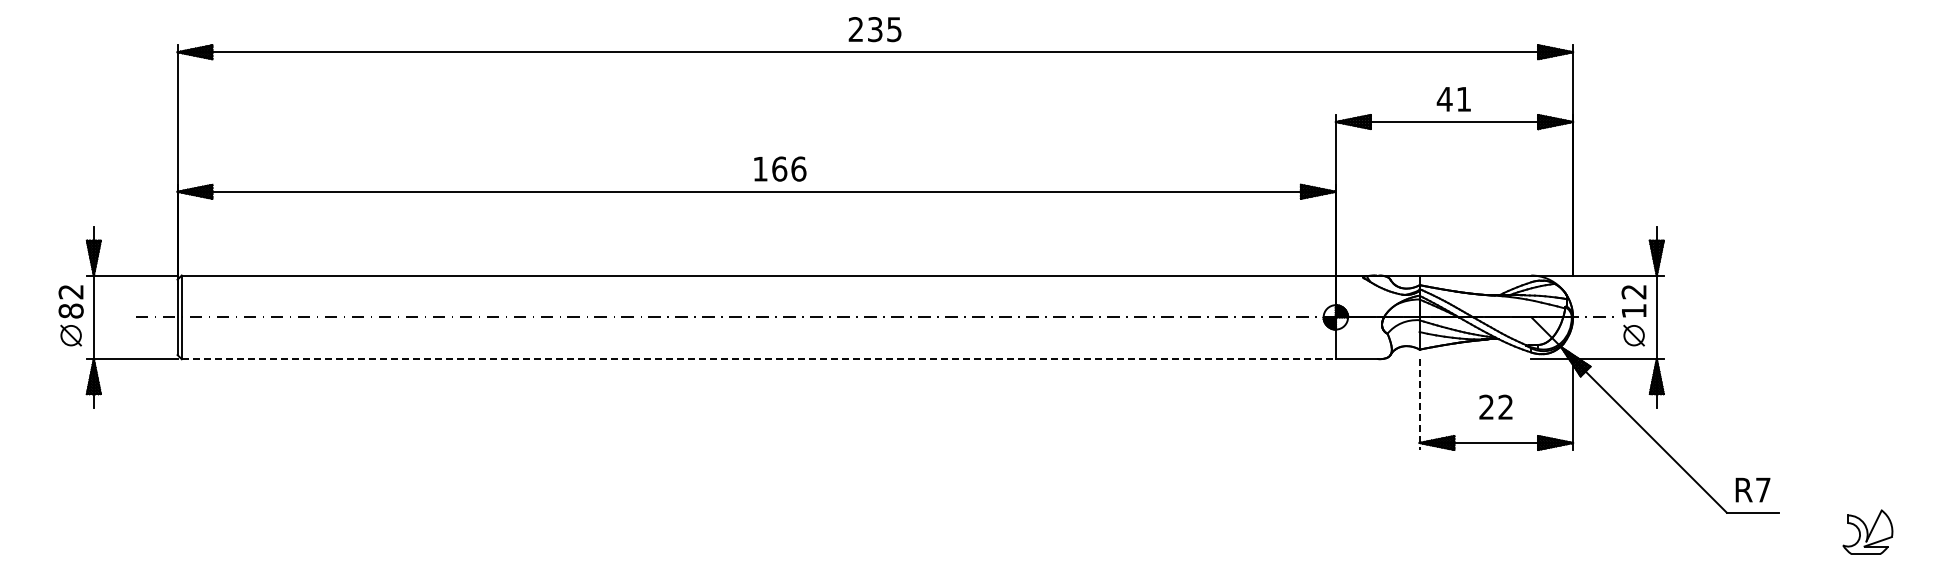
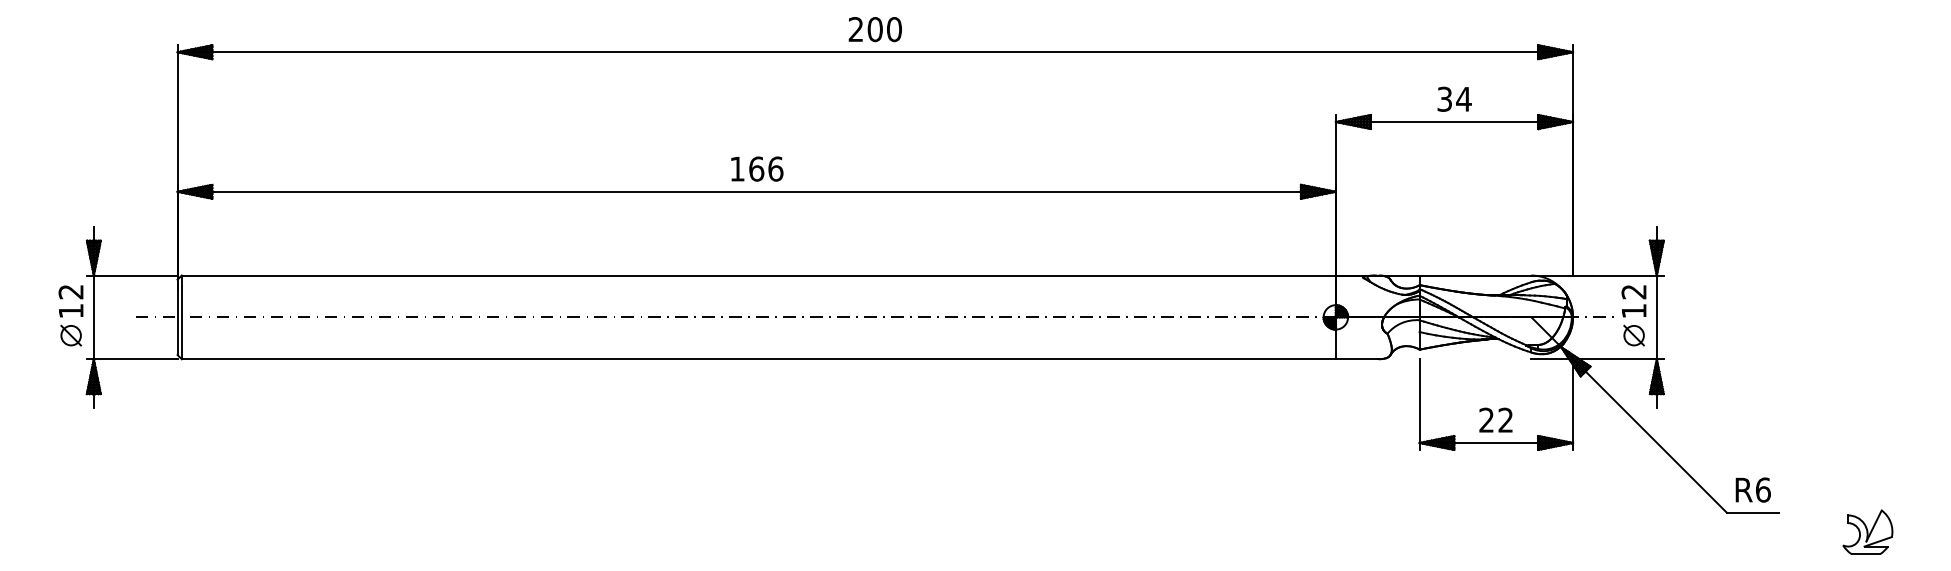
text: 235 -> 200 (884, 29)
text: 41 -> 34 (1453, 98)
text position: (780, 168) -> (757, 168) (757, 168)
text: 82 -> 12 (70, 310)
line: dashed -> solid (759, 359)
line: dashed -> solid (1419, 405)
text position: (1495, 406) -> (1495, 419) (1495, 419)
text: R7 -> R6 (1763, 489)
